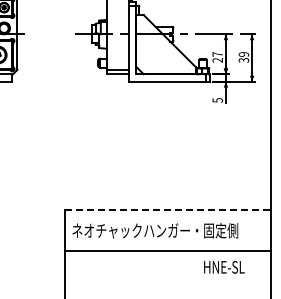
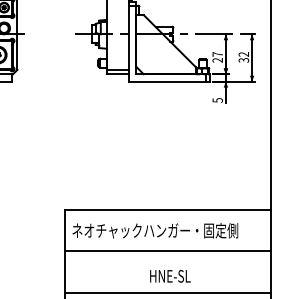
text: 39 -> 32 (244, 54)
line: dashed -> solid (168, 209)
text position: (224, 267) -> (170, 276) (170, 276)
line: none -> present (167, 292)
